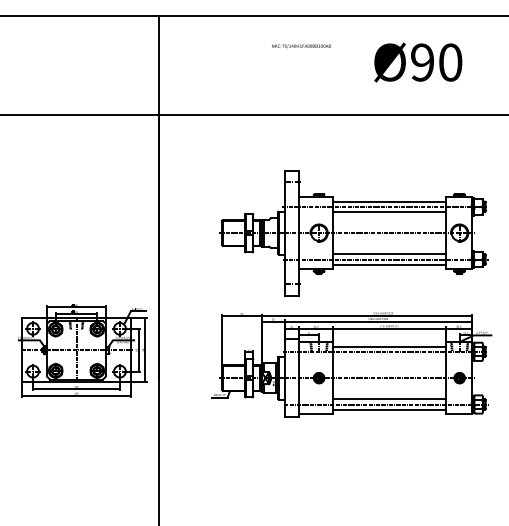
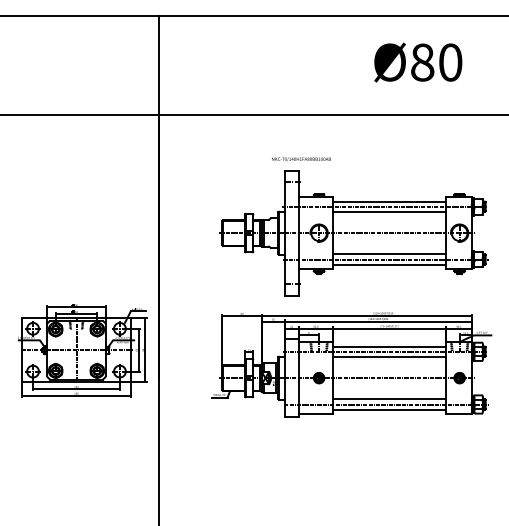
text position: (301, 46) -> (301, 159) (301, 159)
text: Ø90 -> Ø80 (422, 62)
line: none -> present (389, 357)
